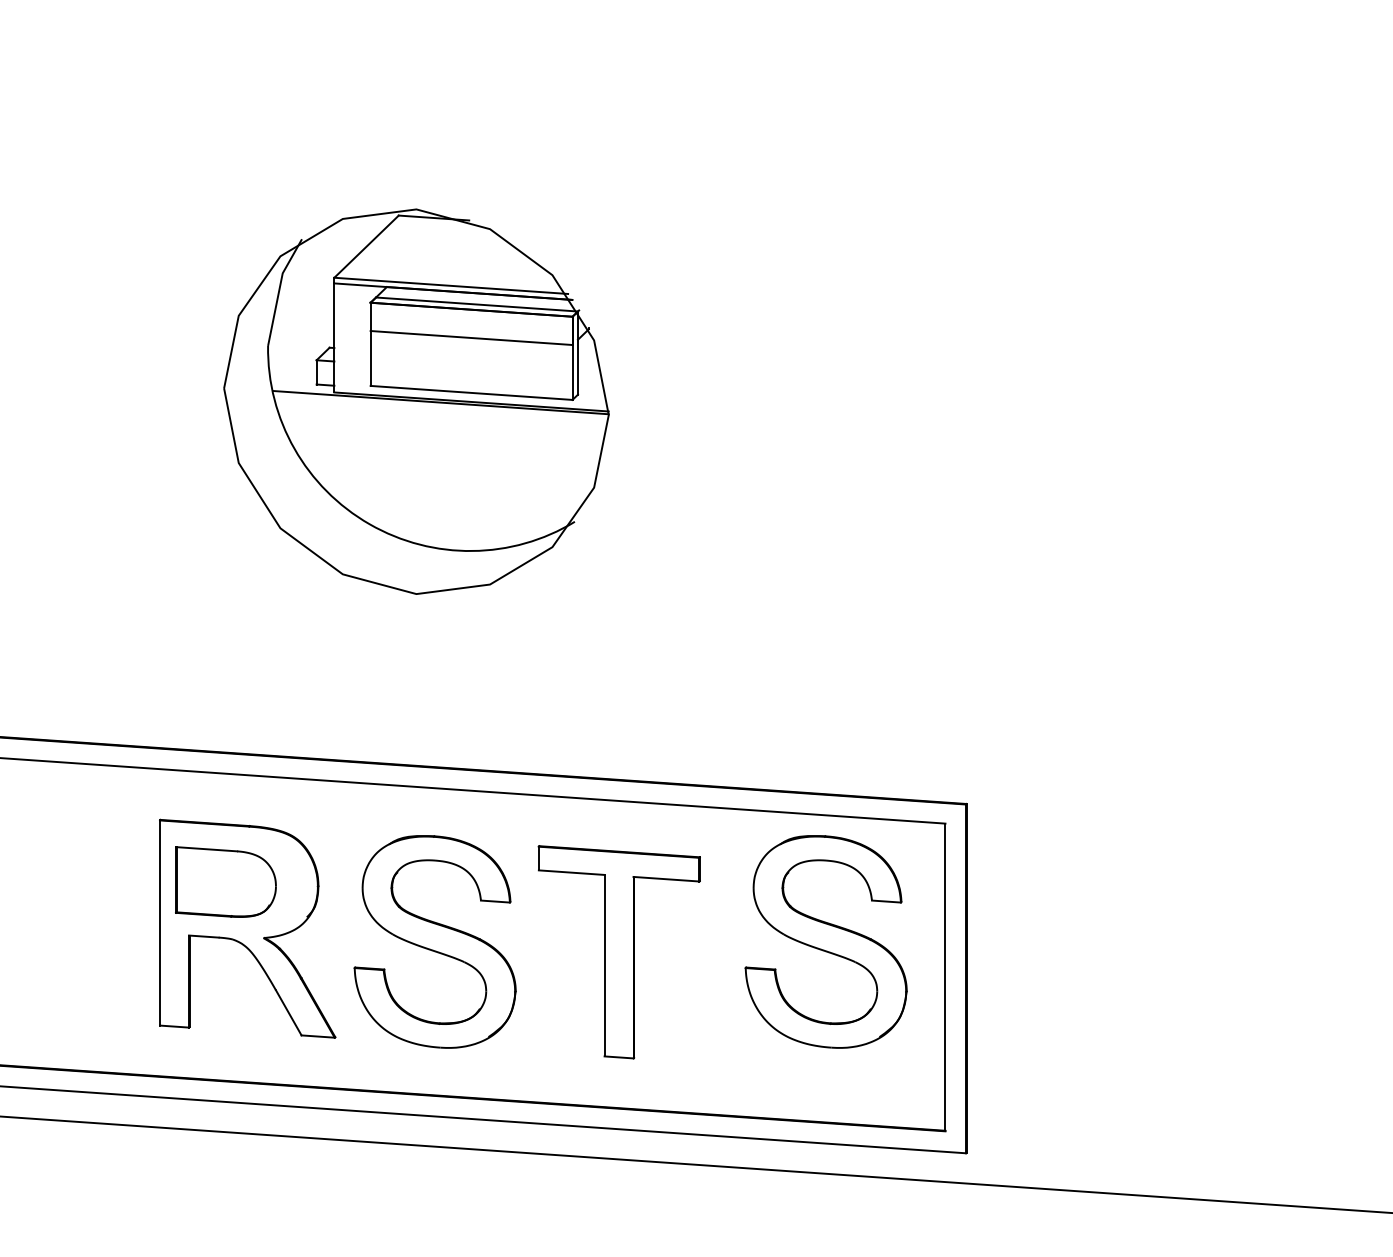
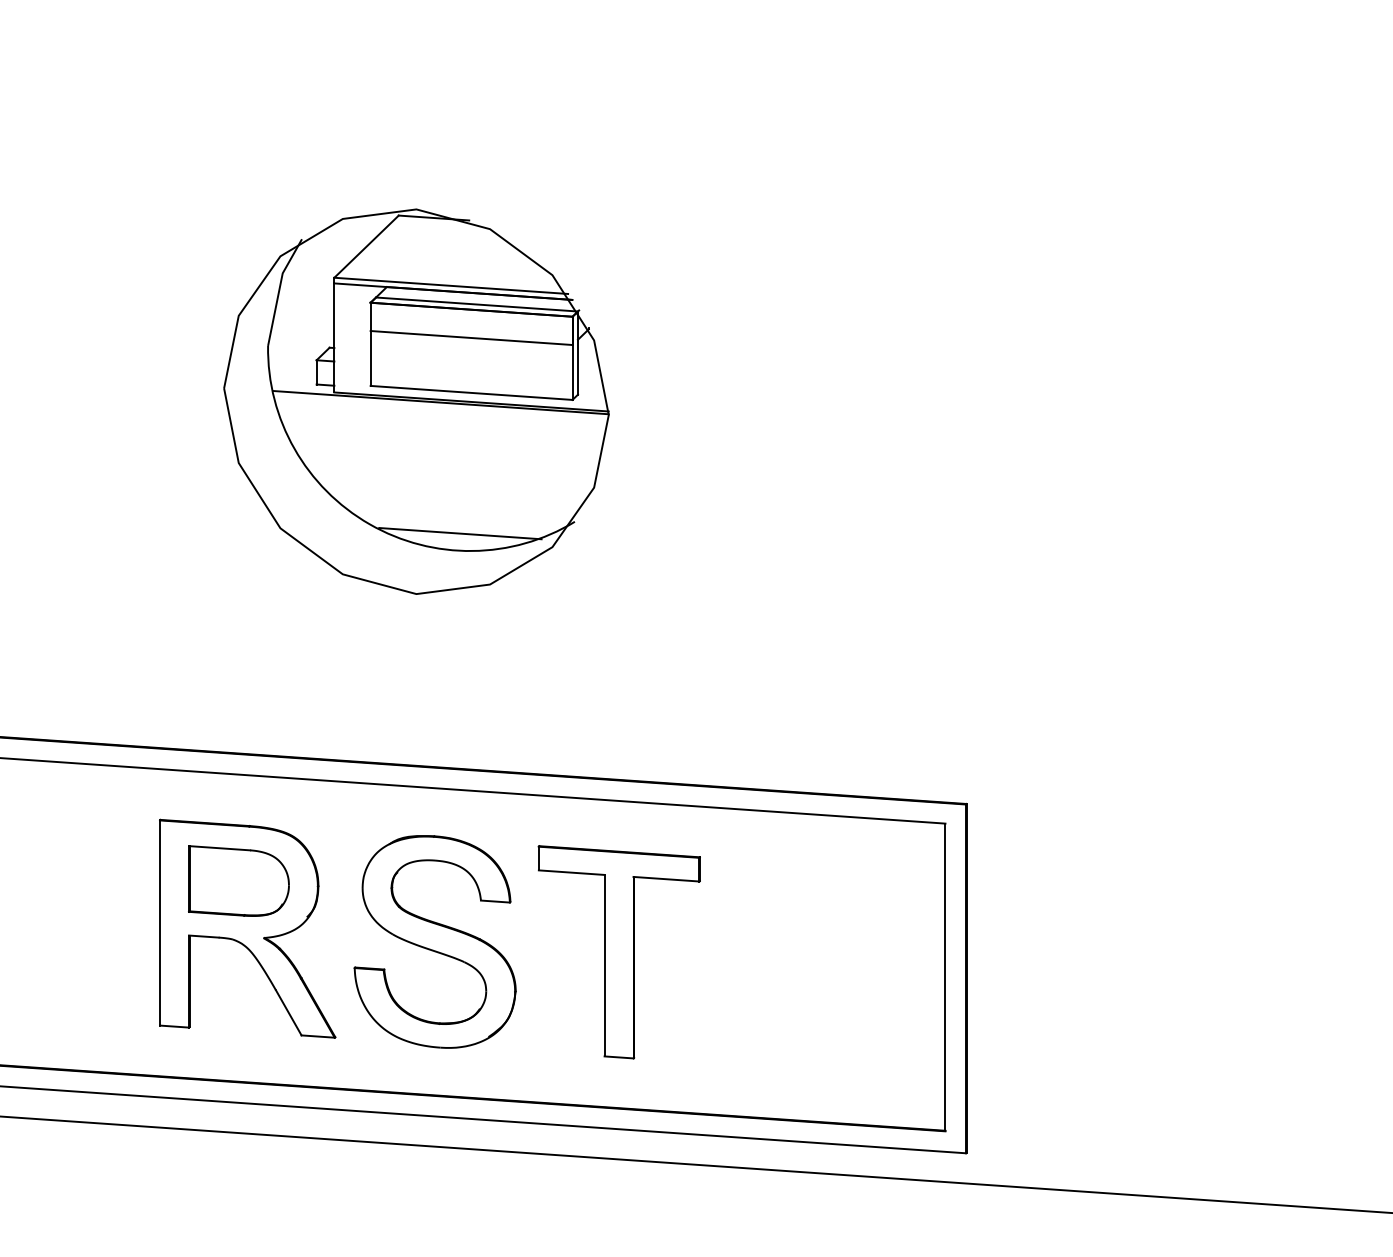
line: none -> present (460, 533)
part position: (225, 881) -> (238, 880) (238, 880)
part: present -> none (825, 941)
